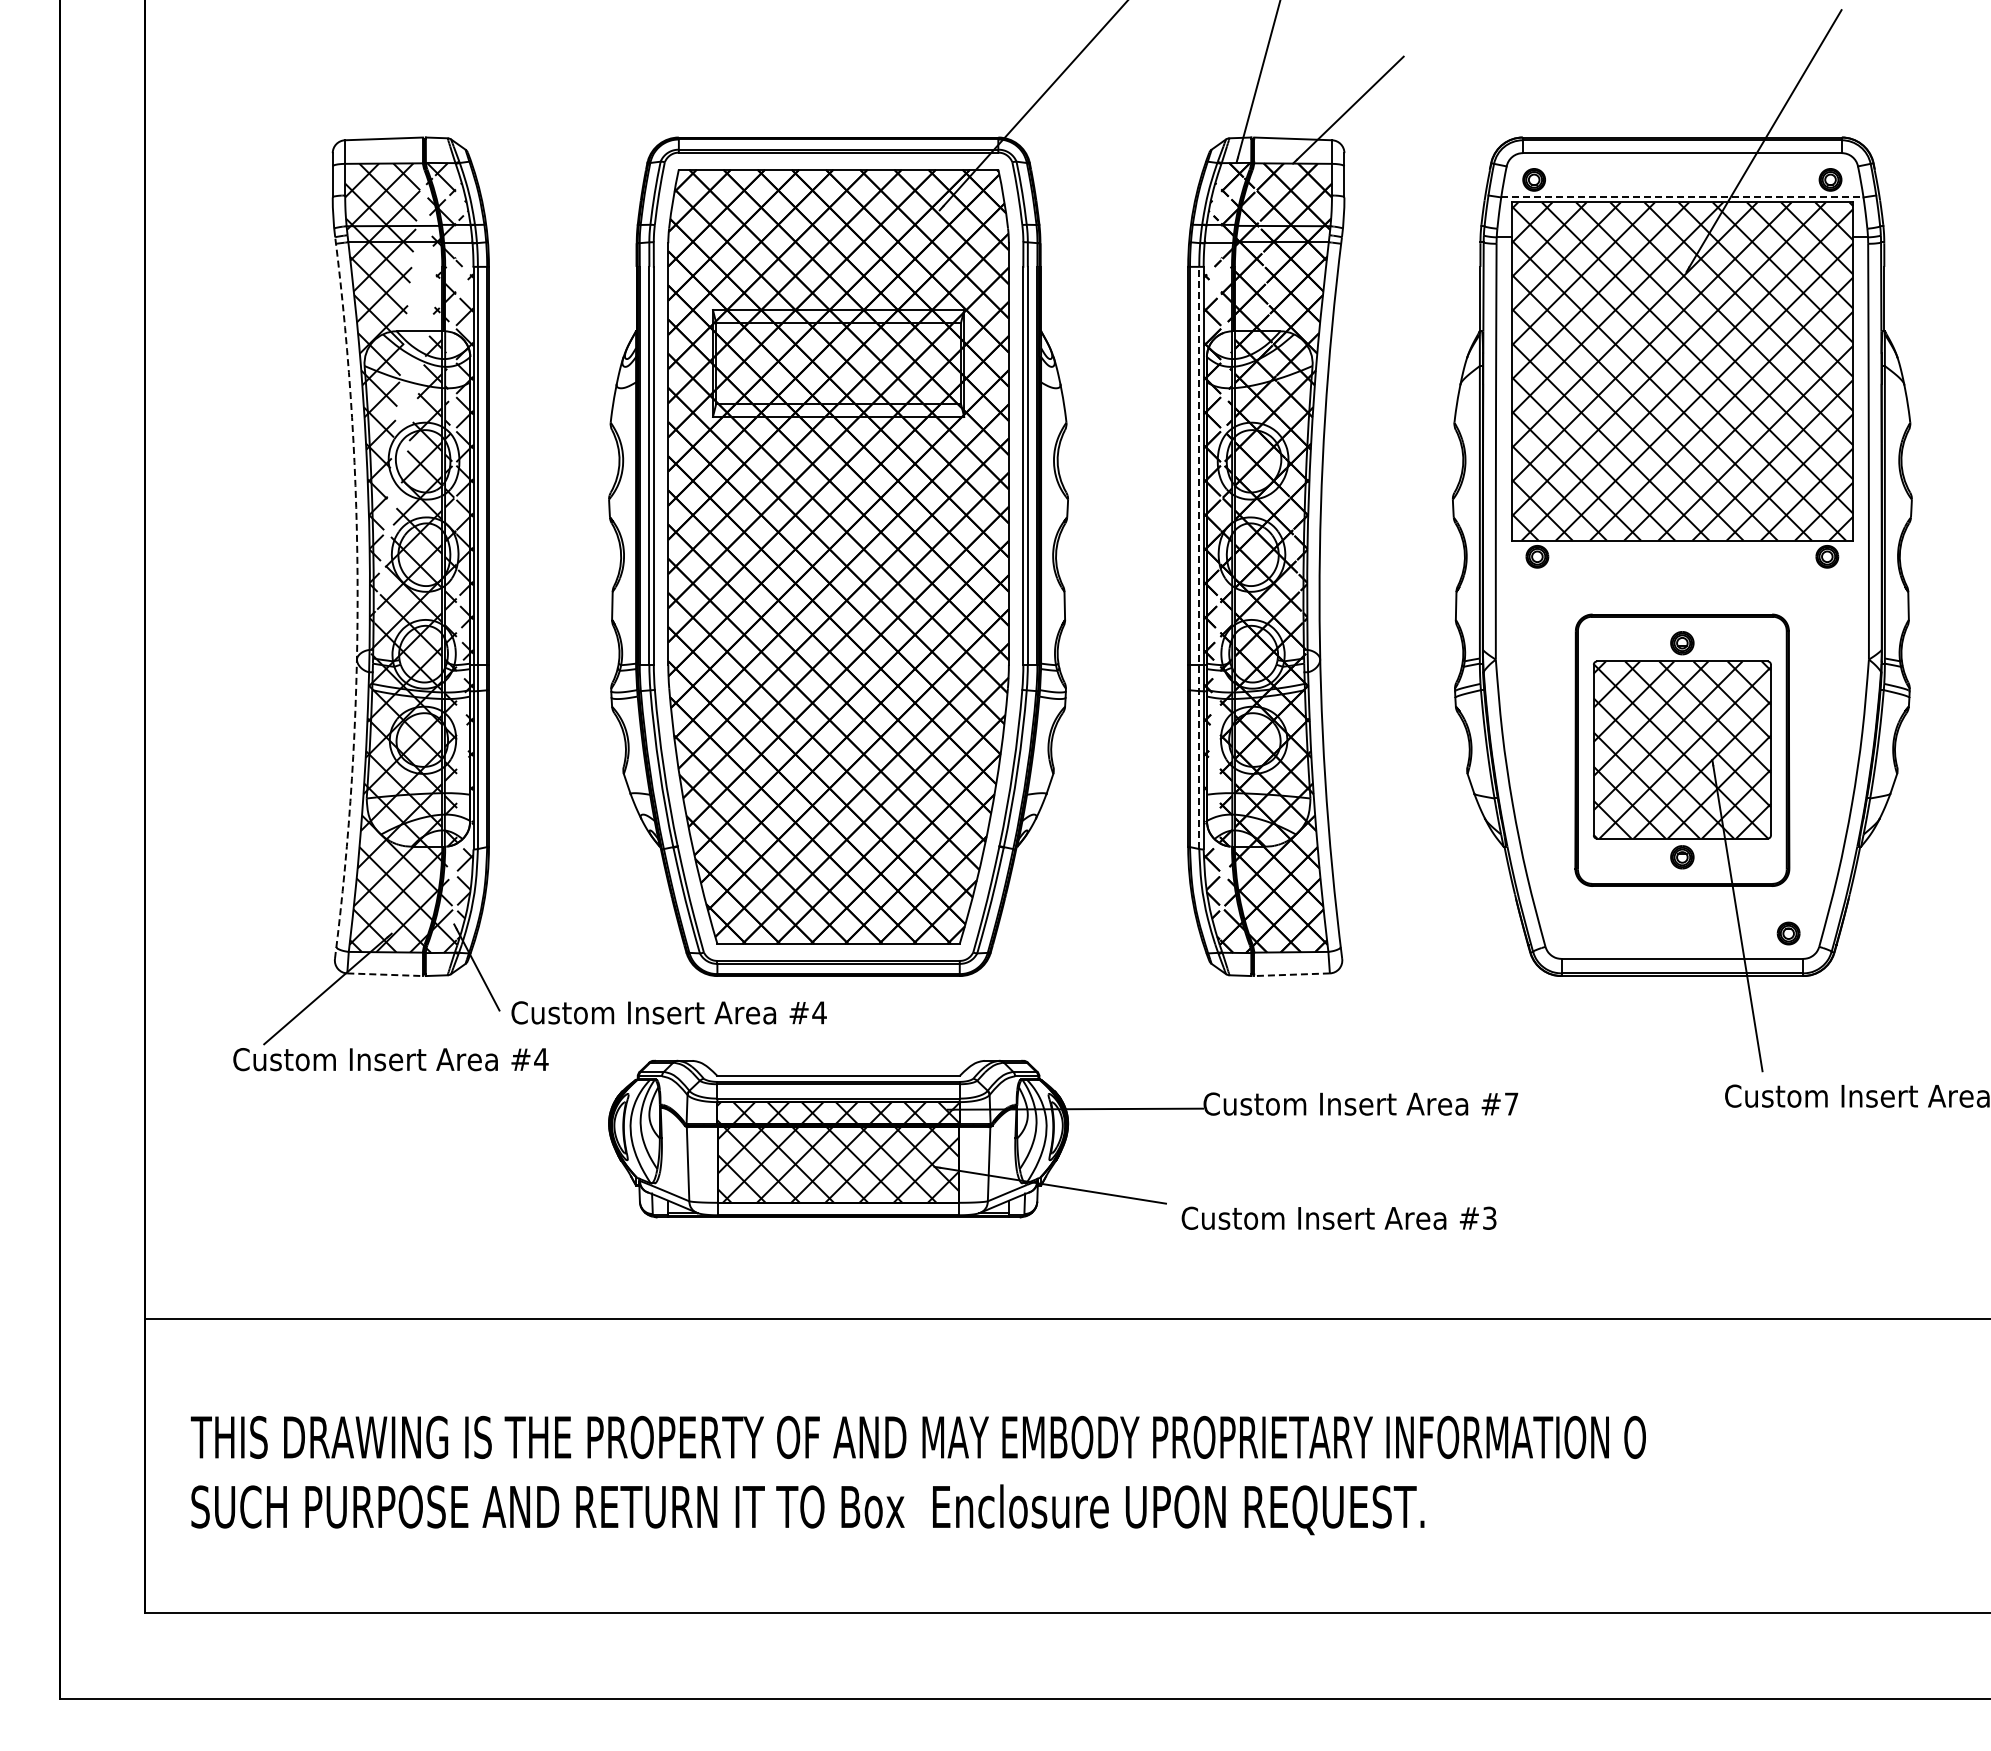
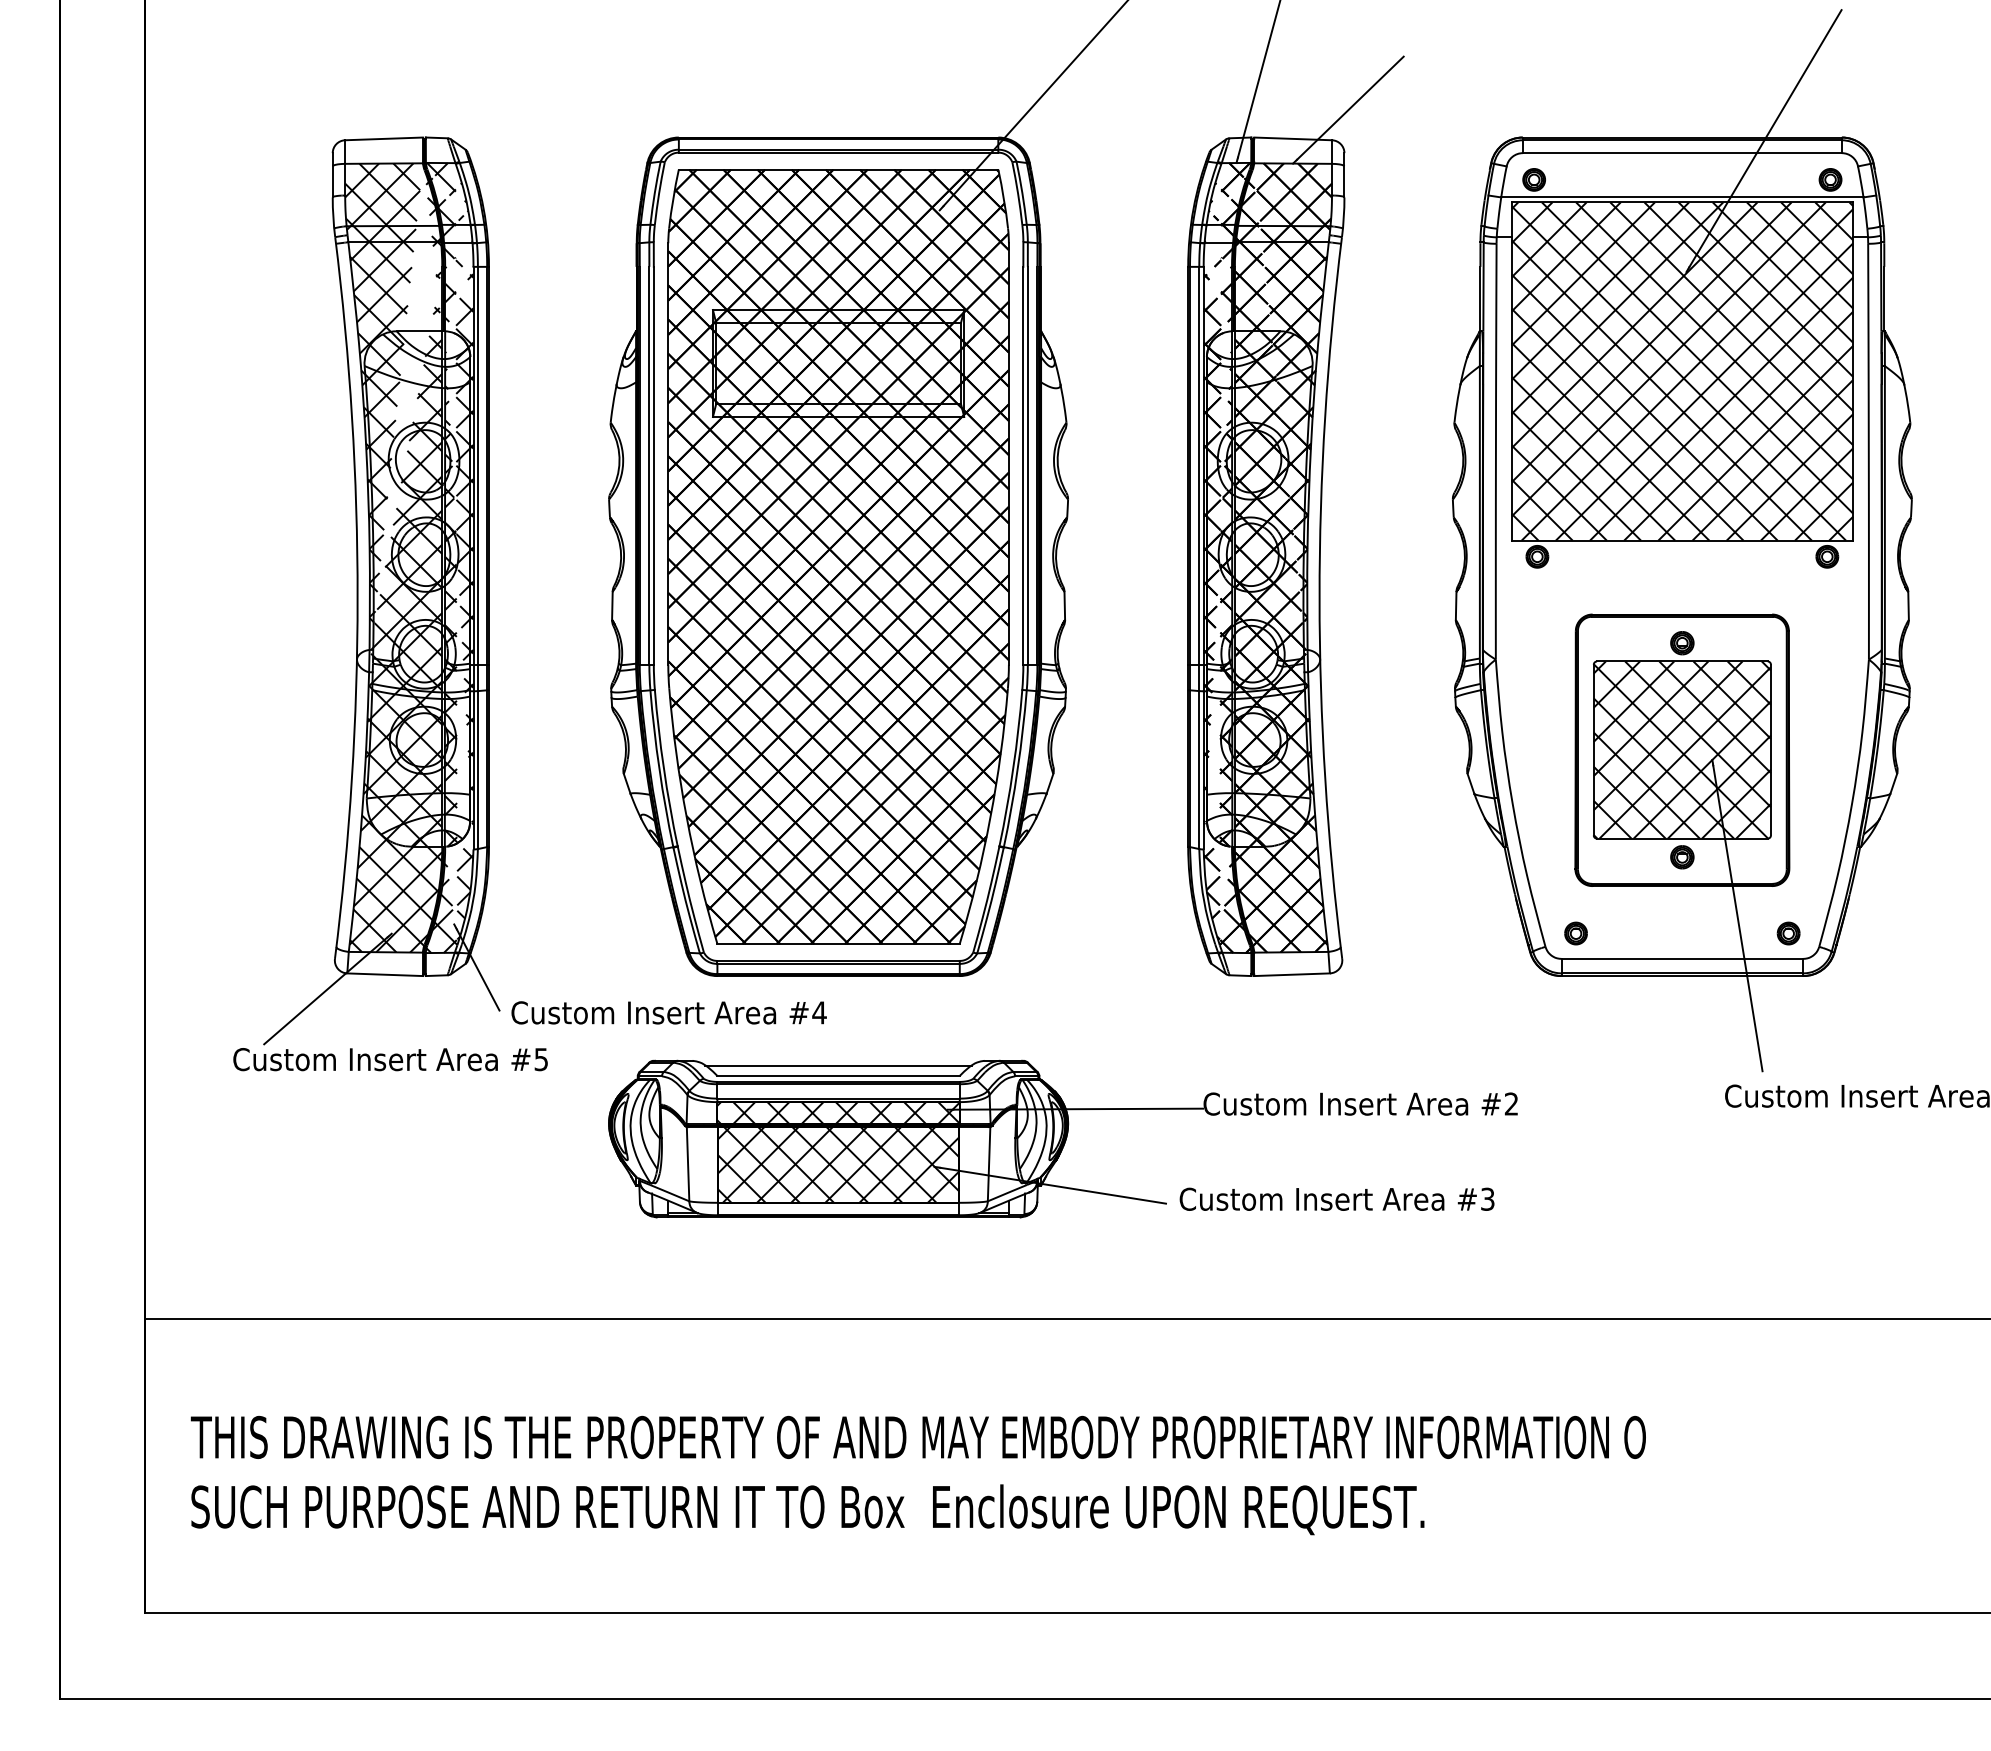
line: dashed -> solid (1682, 197)
line: dashed -> solid (1199, 557)
arc: dashed -> solid (357, 598)
part: none -> present (1575, 933)
line: dashed -> solid (385, 974)
line: dashed -> solid (1292, 974)
text: #4 -> #5 (541, 1059)
line: none -> present (838, 1065)
text: #7 -> #2 (1511, 1103)
text position: (1338, 1217) -> (1336, 1198) (1336, 1198)
